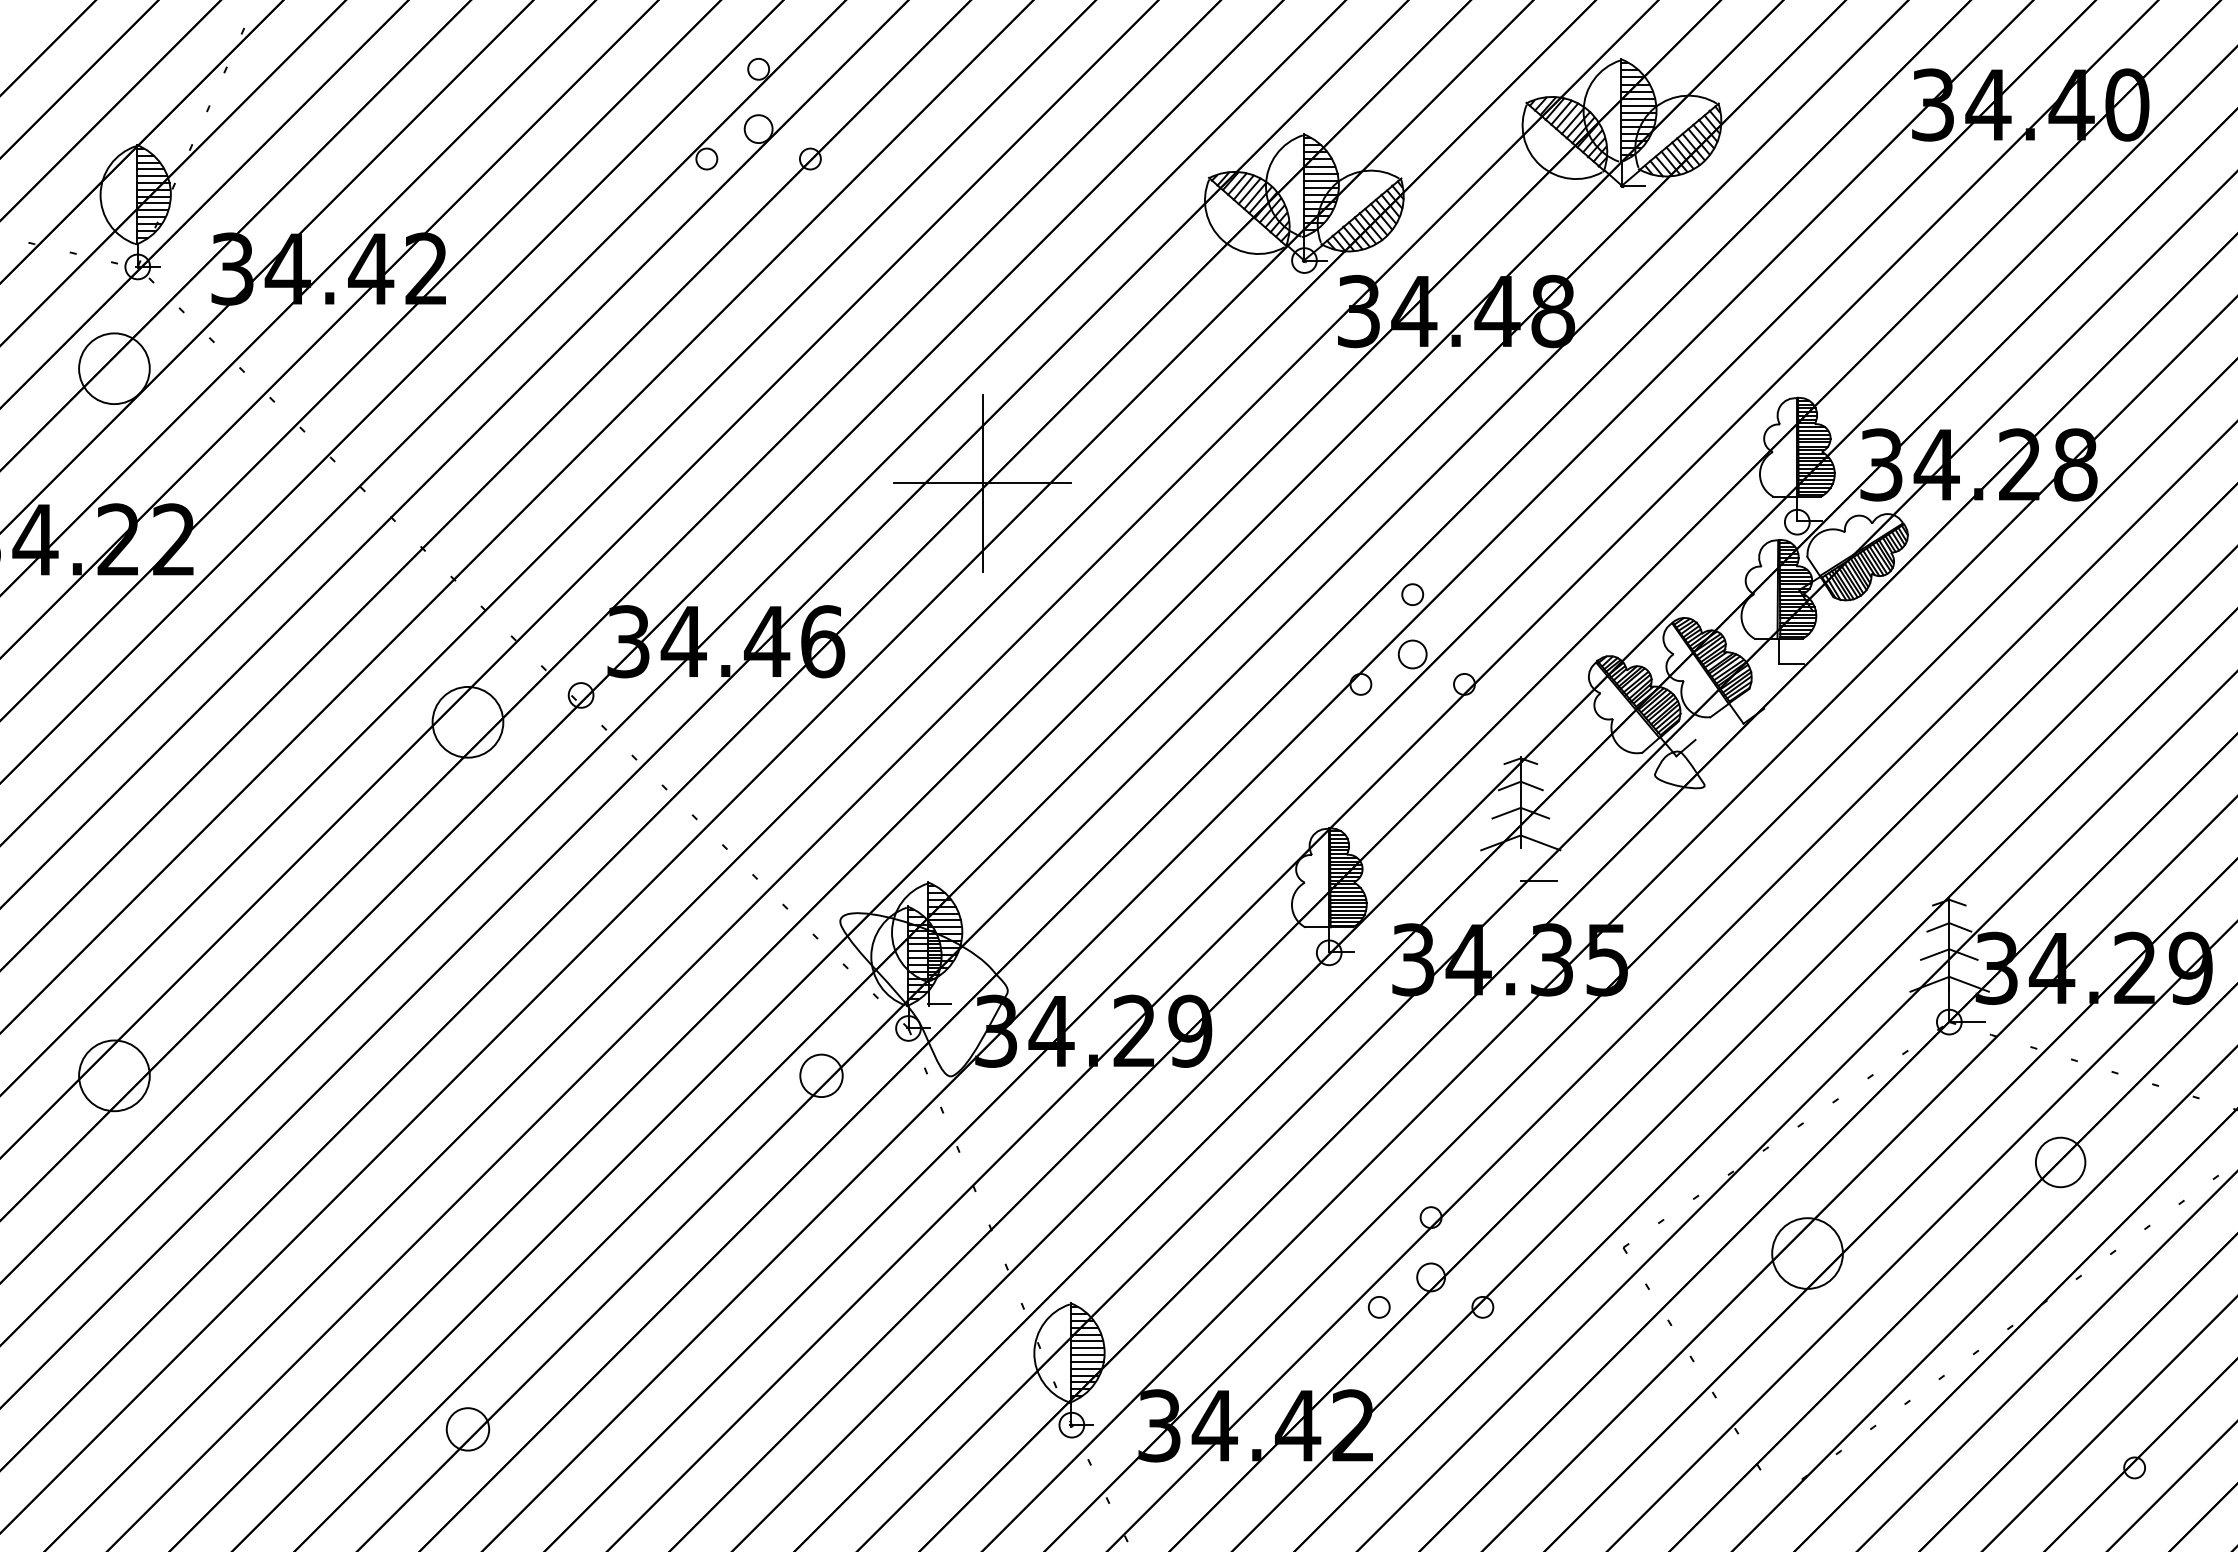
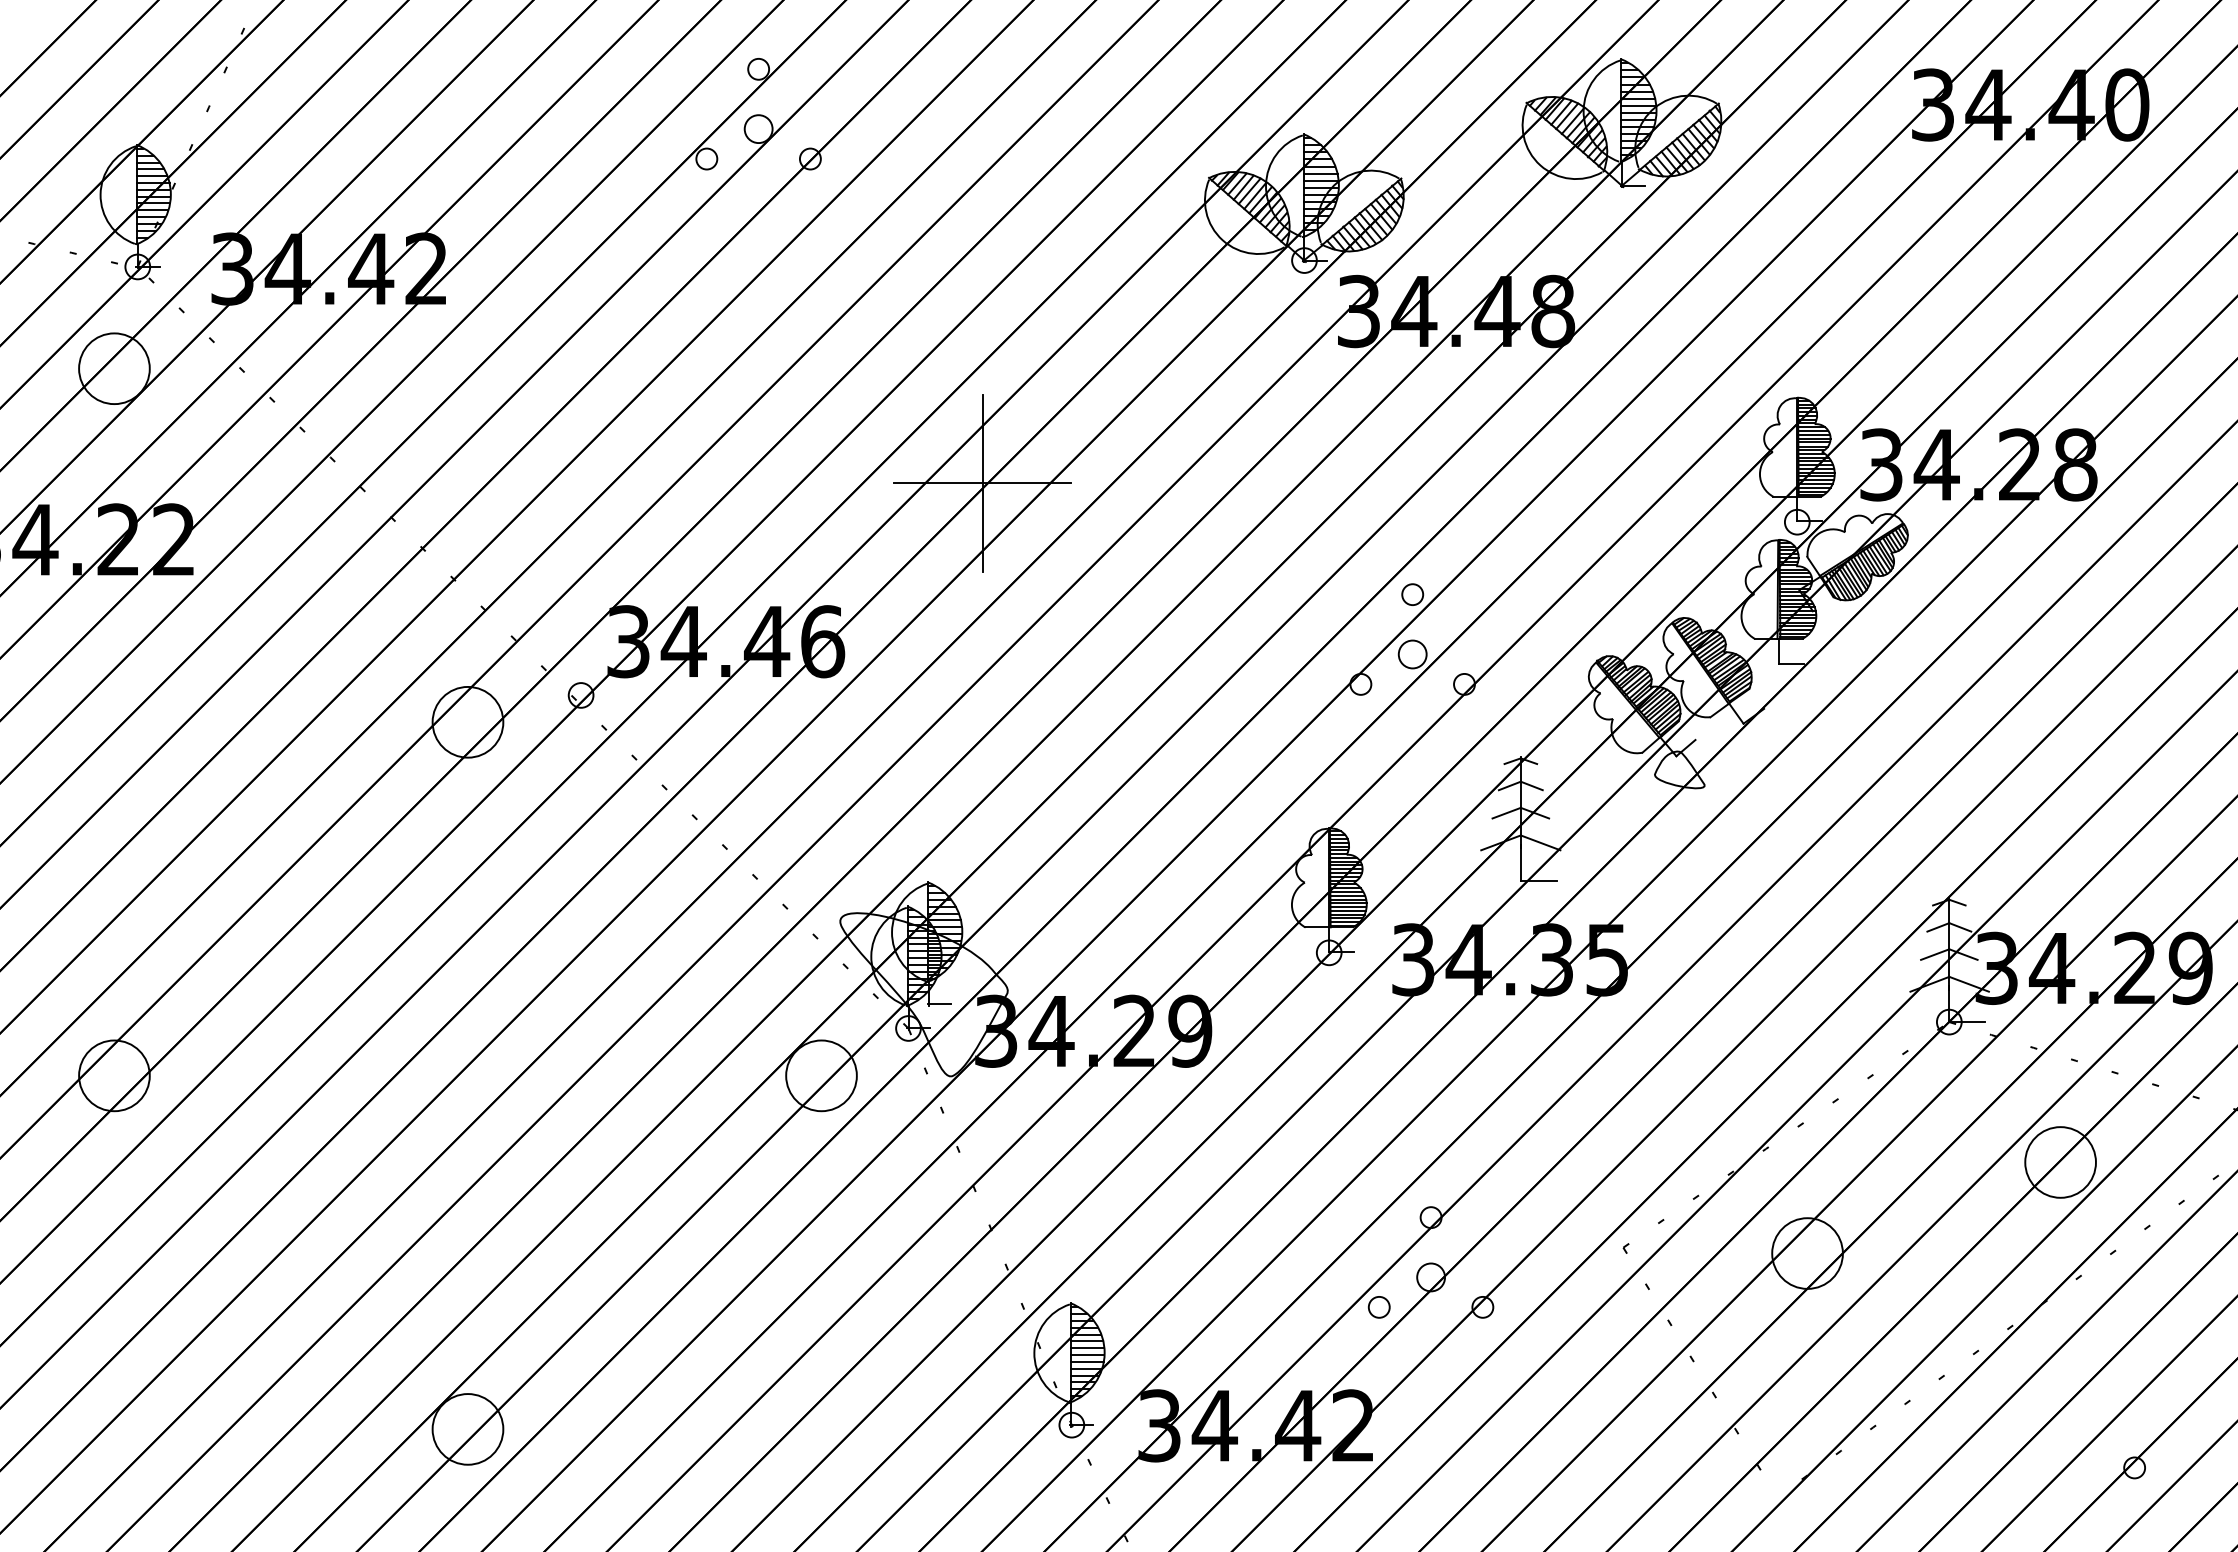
line: none -> present (1520, 862)
circle diameter: 42 px -> 71 px (821, 1075)
circle diameter: 49 px -> 71 px (2060, 1162)
circle diameter: 42 px -> 71 px (467, 1429)
